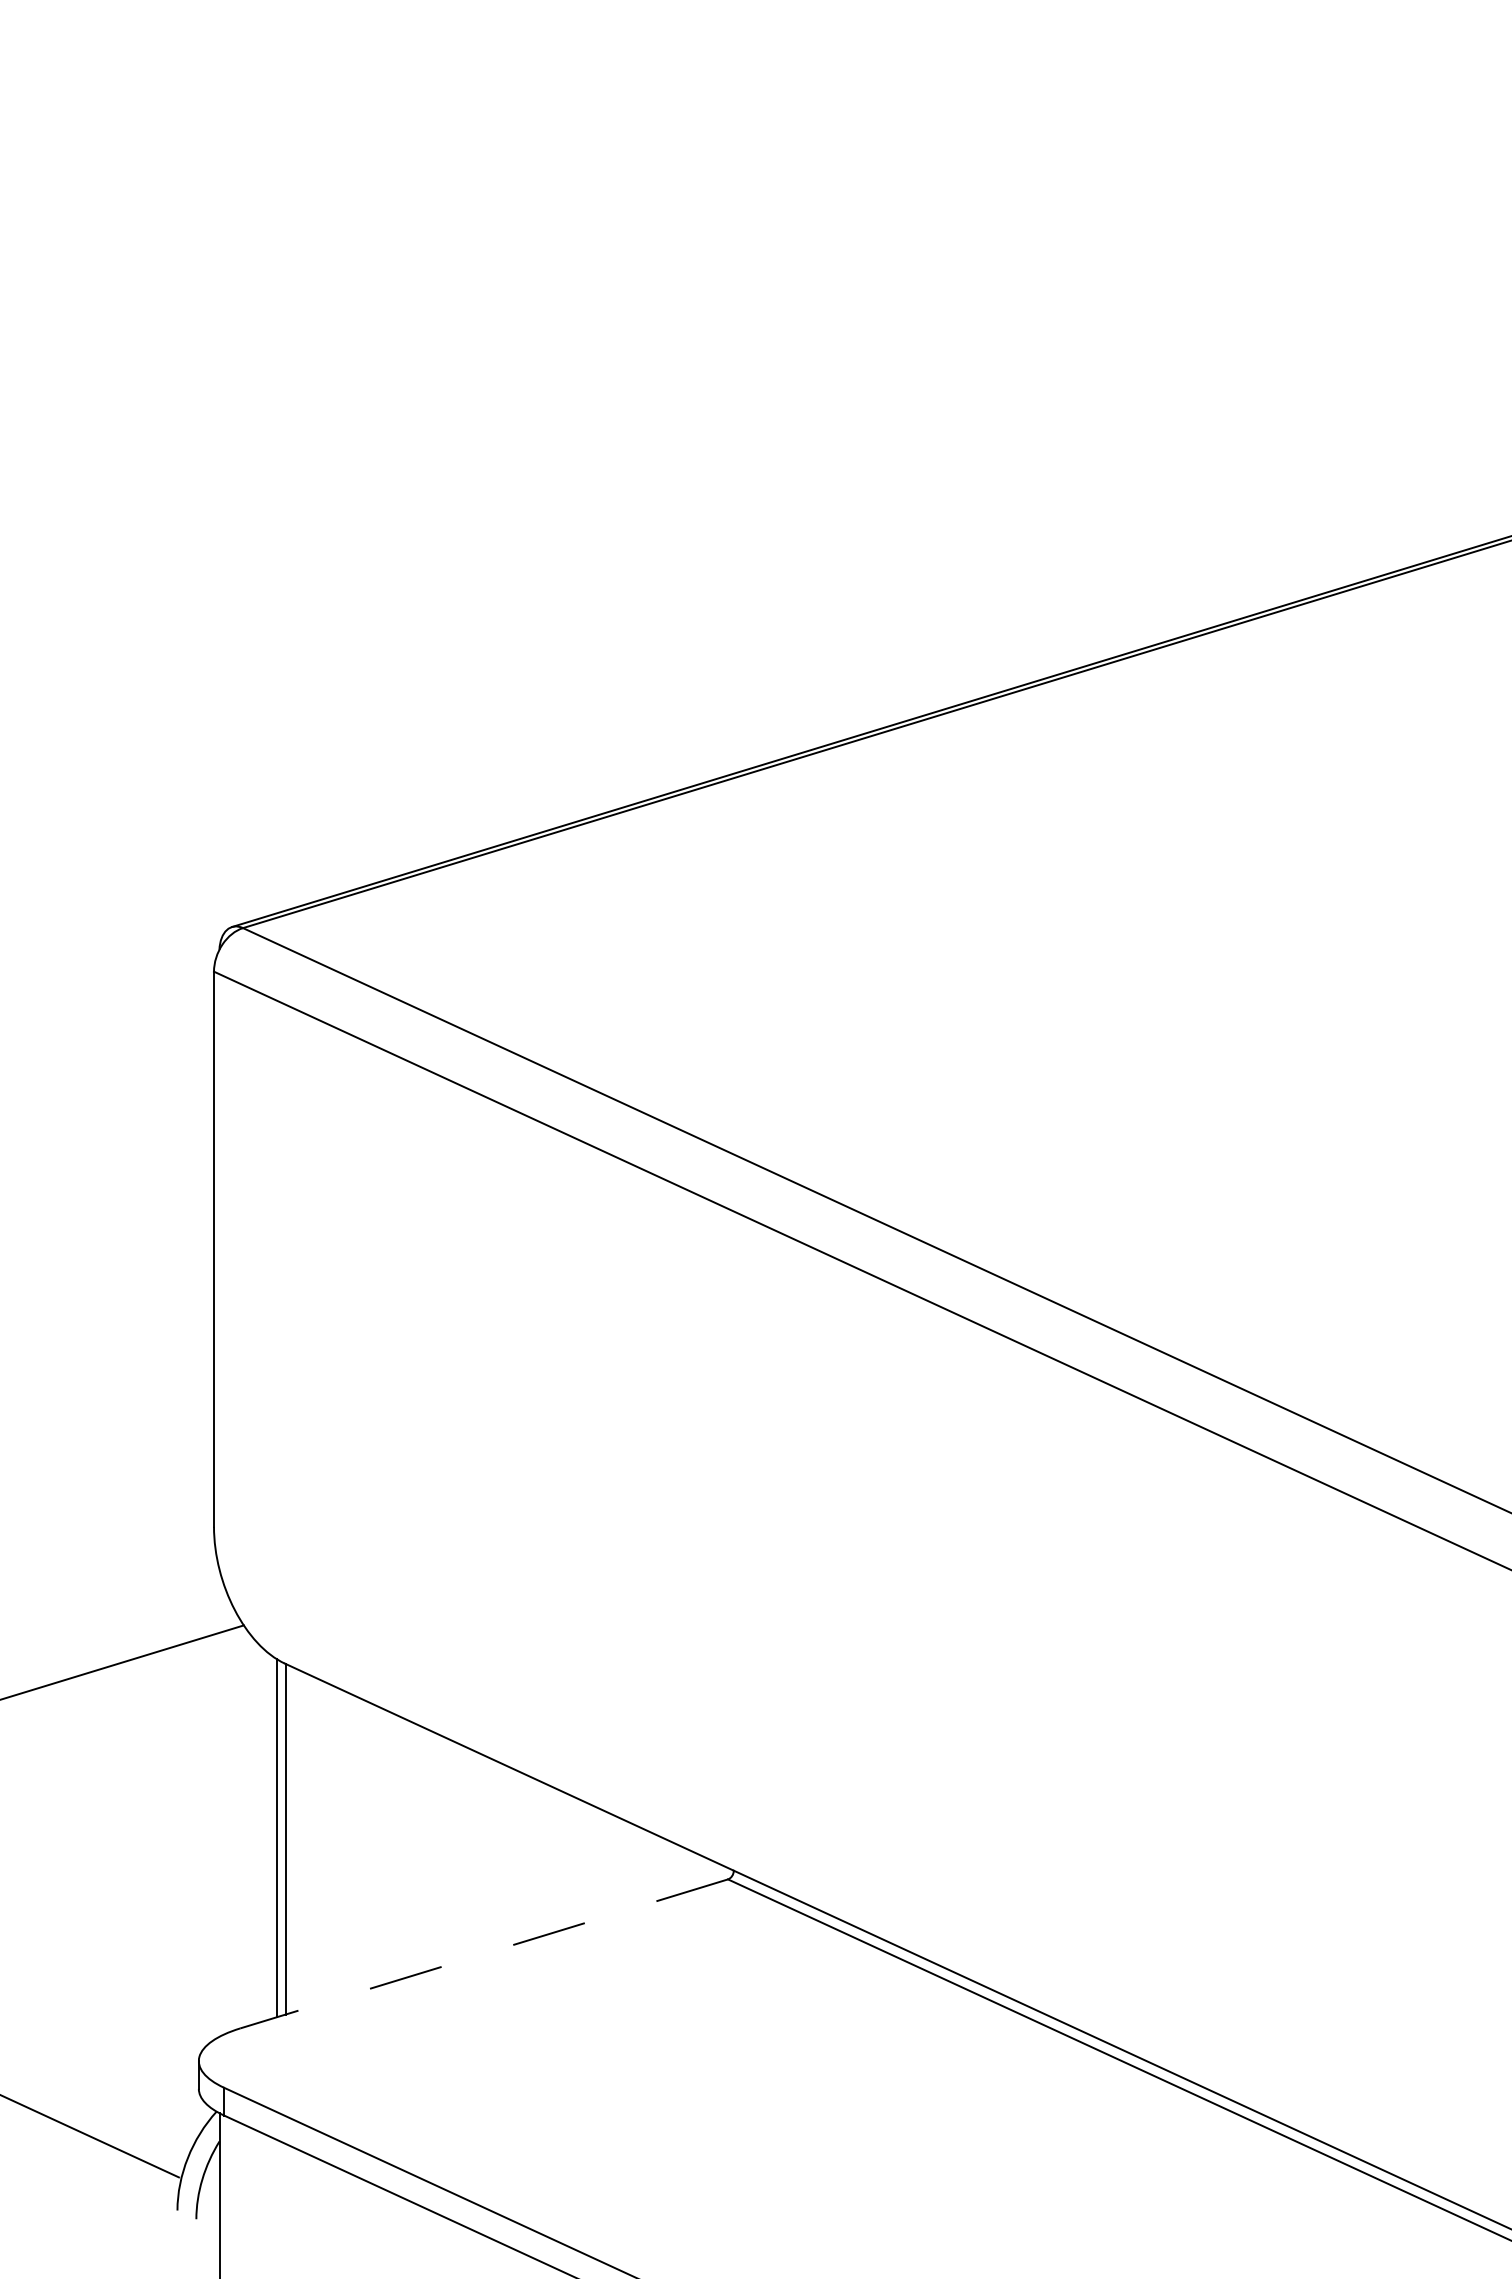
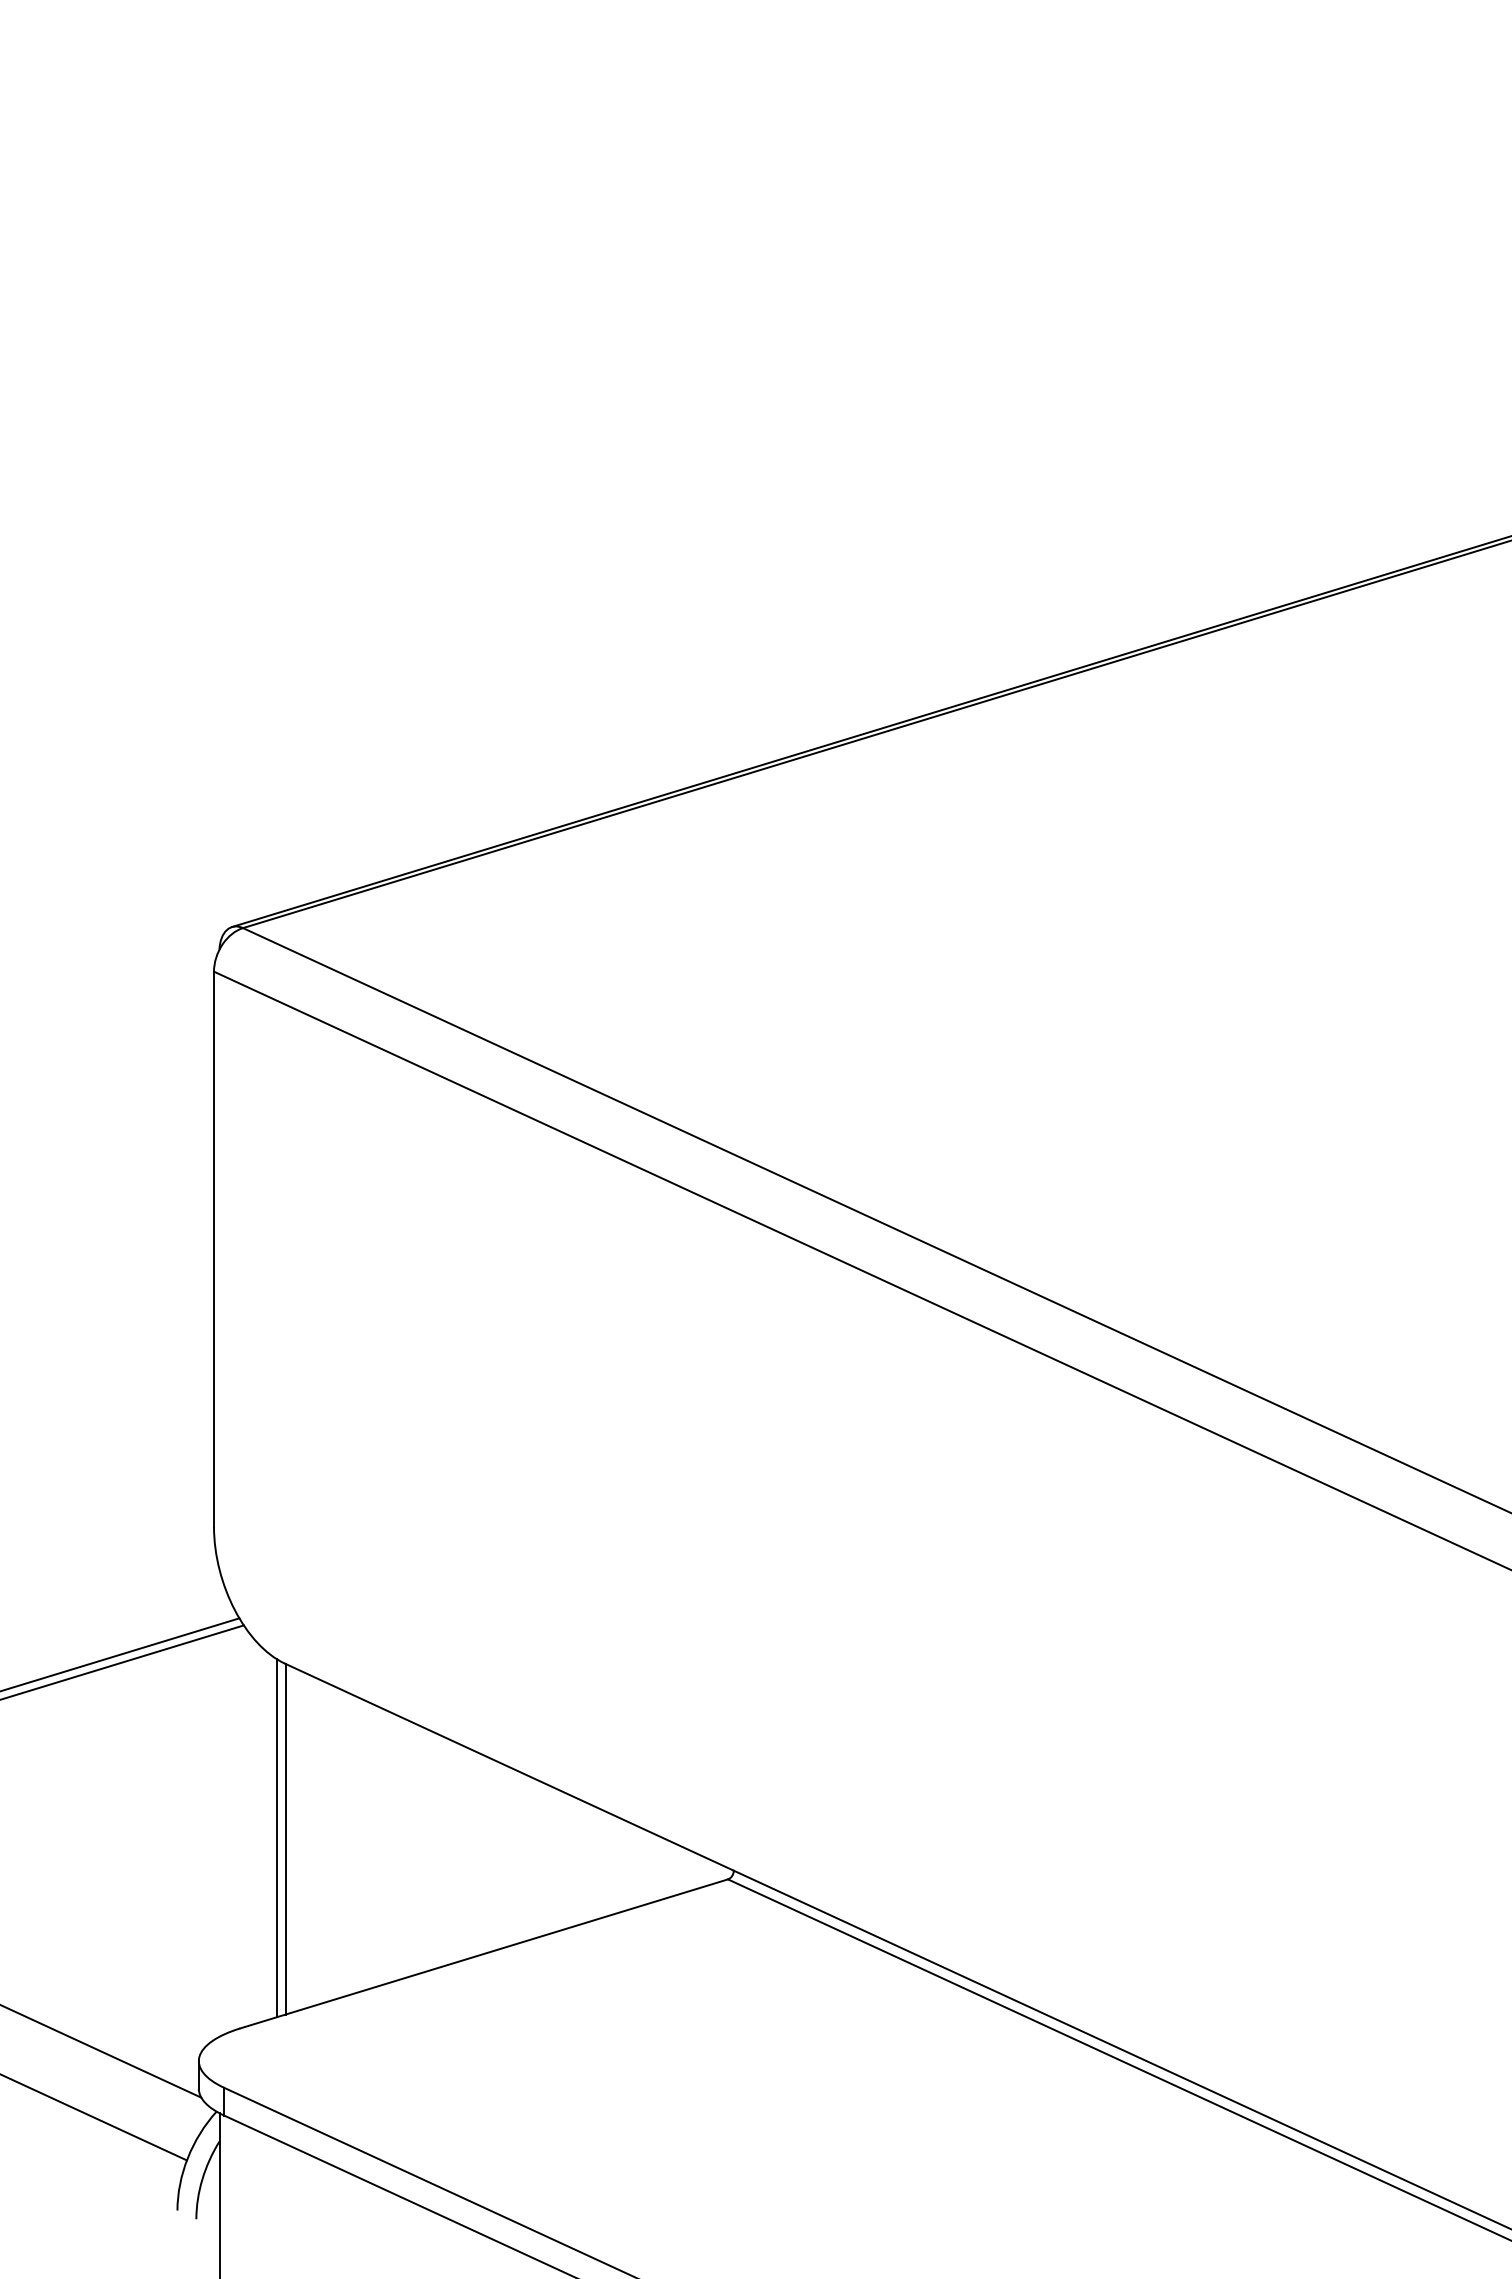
line: none -> present (120, 1654)
line: dashed -> solid (483, 1954)
line: none -> present (101, 2051)
line position: (90, 2136) -> (94, 2117) (94, 2117)
